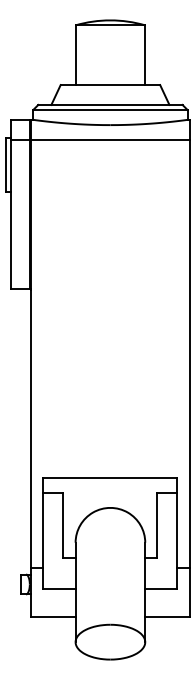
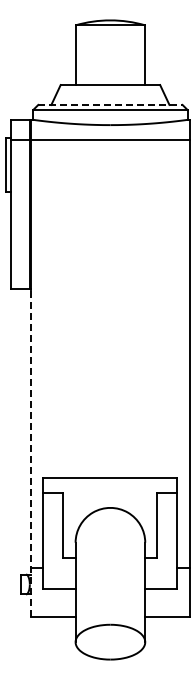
line: solid -> dashed (110, 104)
line: solid -> dashed (30, 452)
